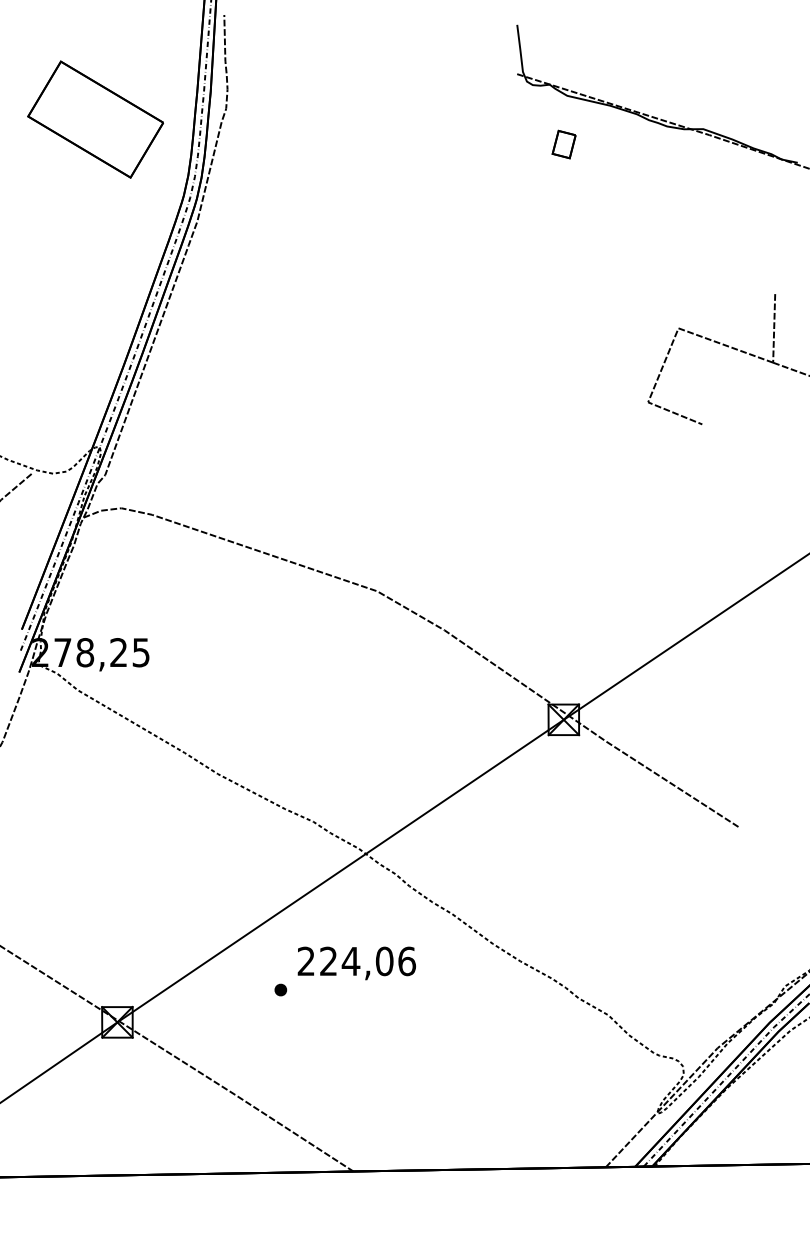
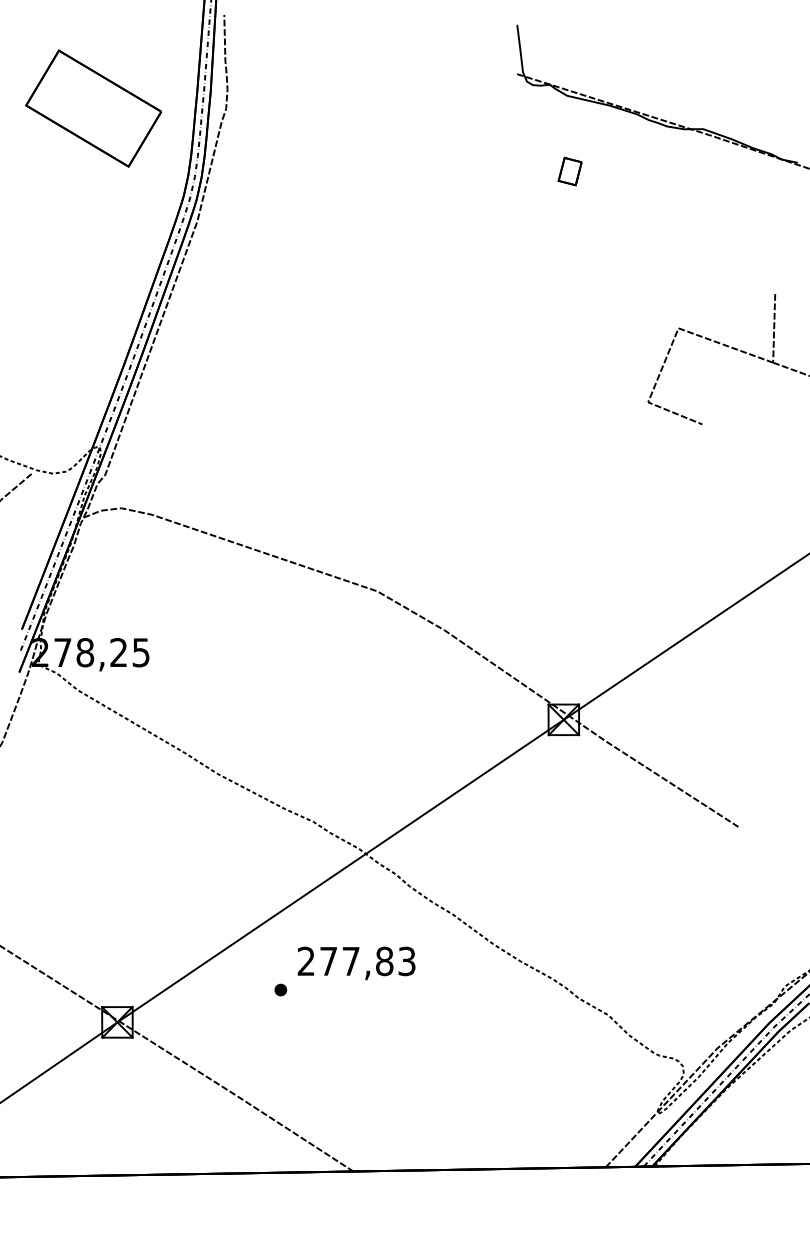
part position: (95, 119) -> (93, 108) (93, 108)
part position: (563, 144) -> (569, 171) (569, 171)
text: 224,06 -> 277,83 (368, 961)
